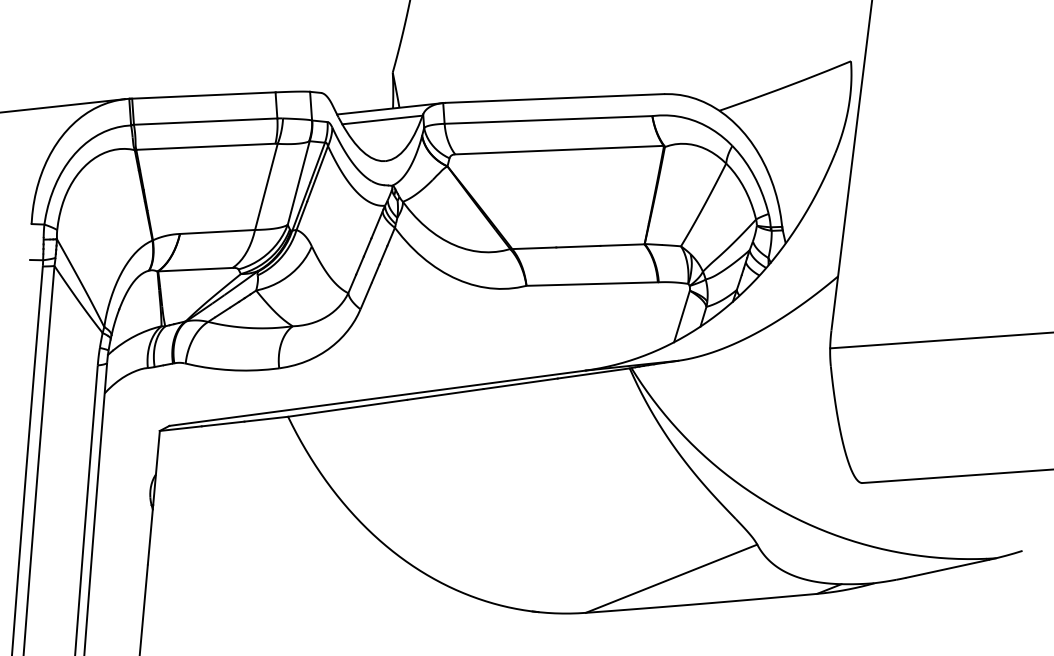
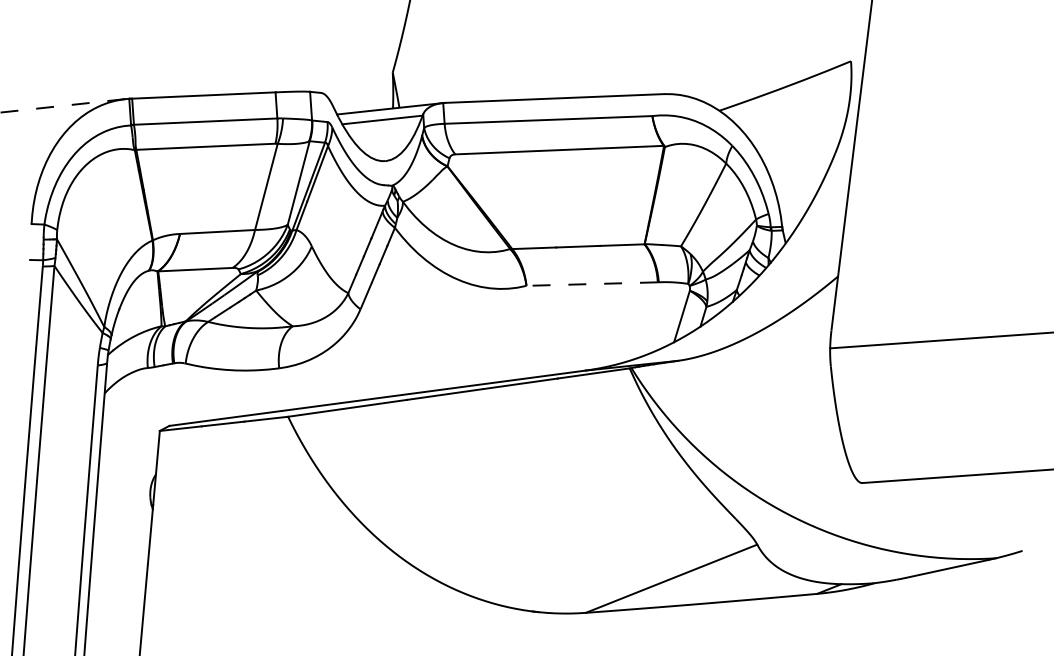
line: solid -> dashed (62, 105)
line: solid -> dashed (592, 284)
